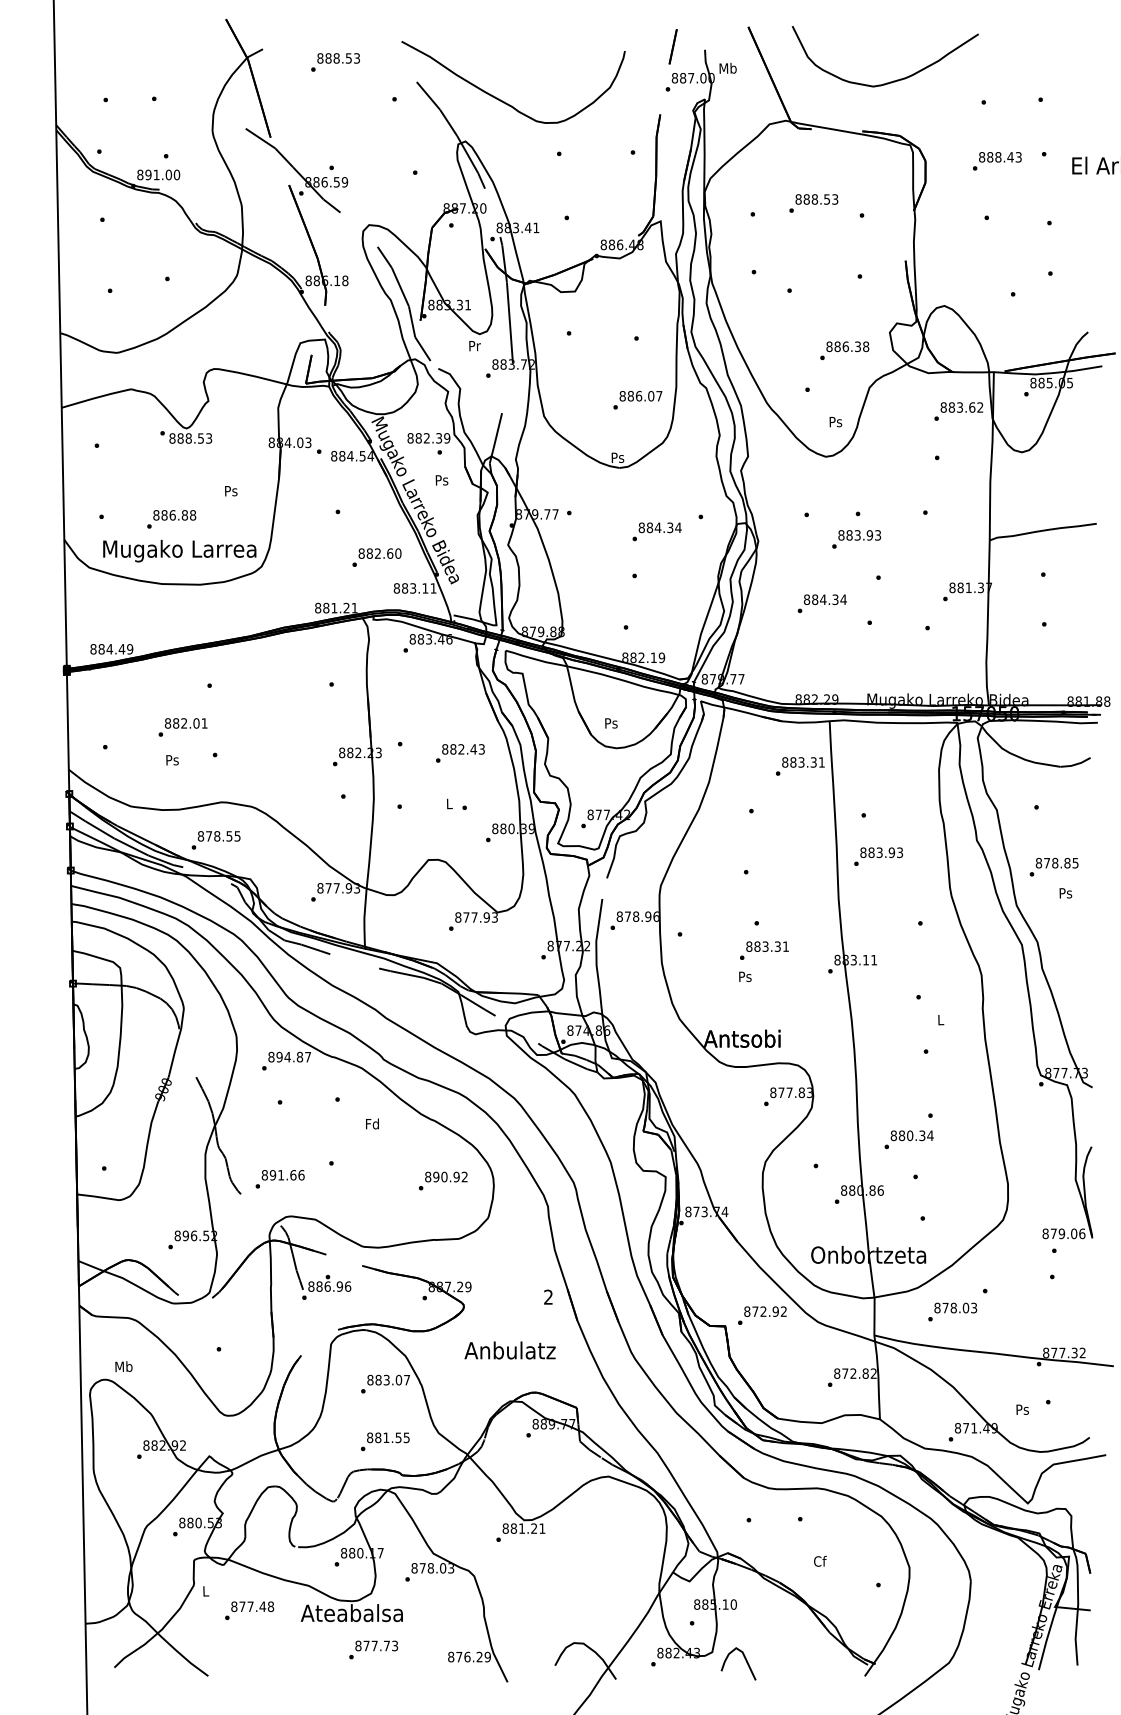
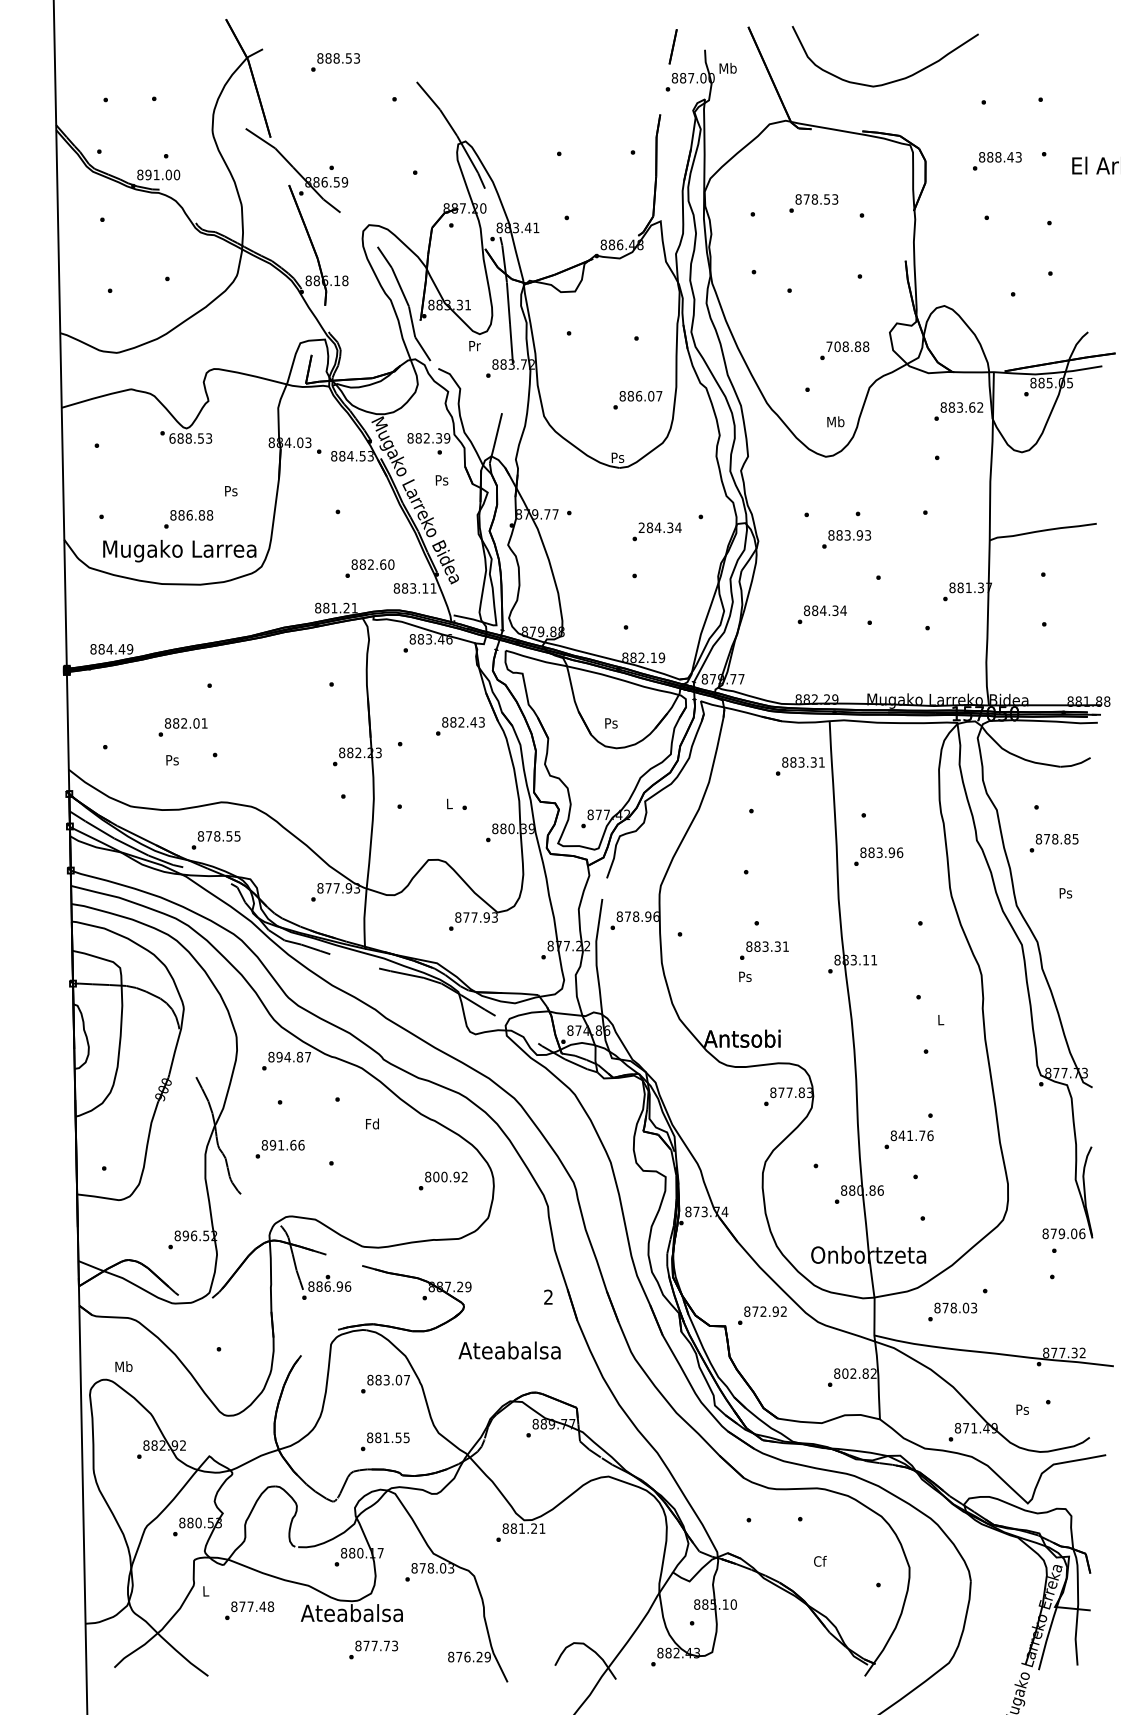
curve: present -> none (504, 101)
text: 888.53 -> 878.53 (806, 199)
text: 886.38 -> 708.88 (843, 346)
text: Ps -> Mb (835, 421)
text: 888.53 -> 688.53 (172, 438)
text: 884.54 -> 884.53 (370, 455)
text position: (171, 519) -> (188, 519) (188, 519)
text: 884.34 -> 284.34 (641, 527)
text position: (856, 539) -> (846, 539) (846, 539)
text position: (376, 557) -> (369, 568) (369, 568)
text position: (821, 603) -> (821, 614) (821, 614)
text position: (460, 753) -> (460, 726) (460, 726)
text: 883.93 -> 883.96 (900, 852)
text position: (1053, 867) -> (1053, 843) (1053, 843)
text: 880.34 -> 841.76 (915, 1135)
text: 890.92 -> 800.92 (436, 1177)
text position: (279, 1179) -> (279, 1149) (279, 1149)
text: Anbulatz -> Ateabalsa (509, 1350)
text: 872.82 -> 802.82 (845, 1373)
curve: present -> none (745, 1661)
